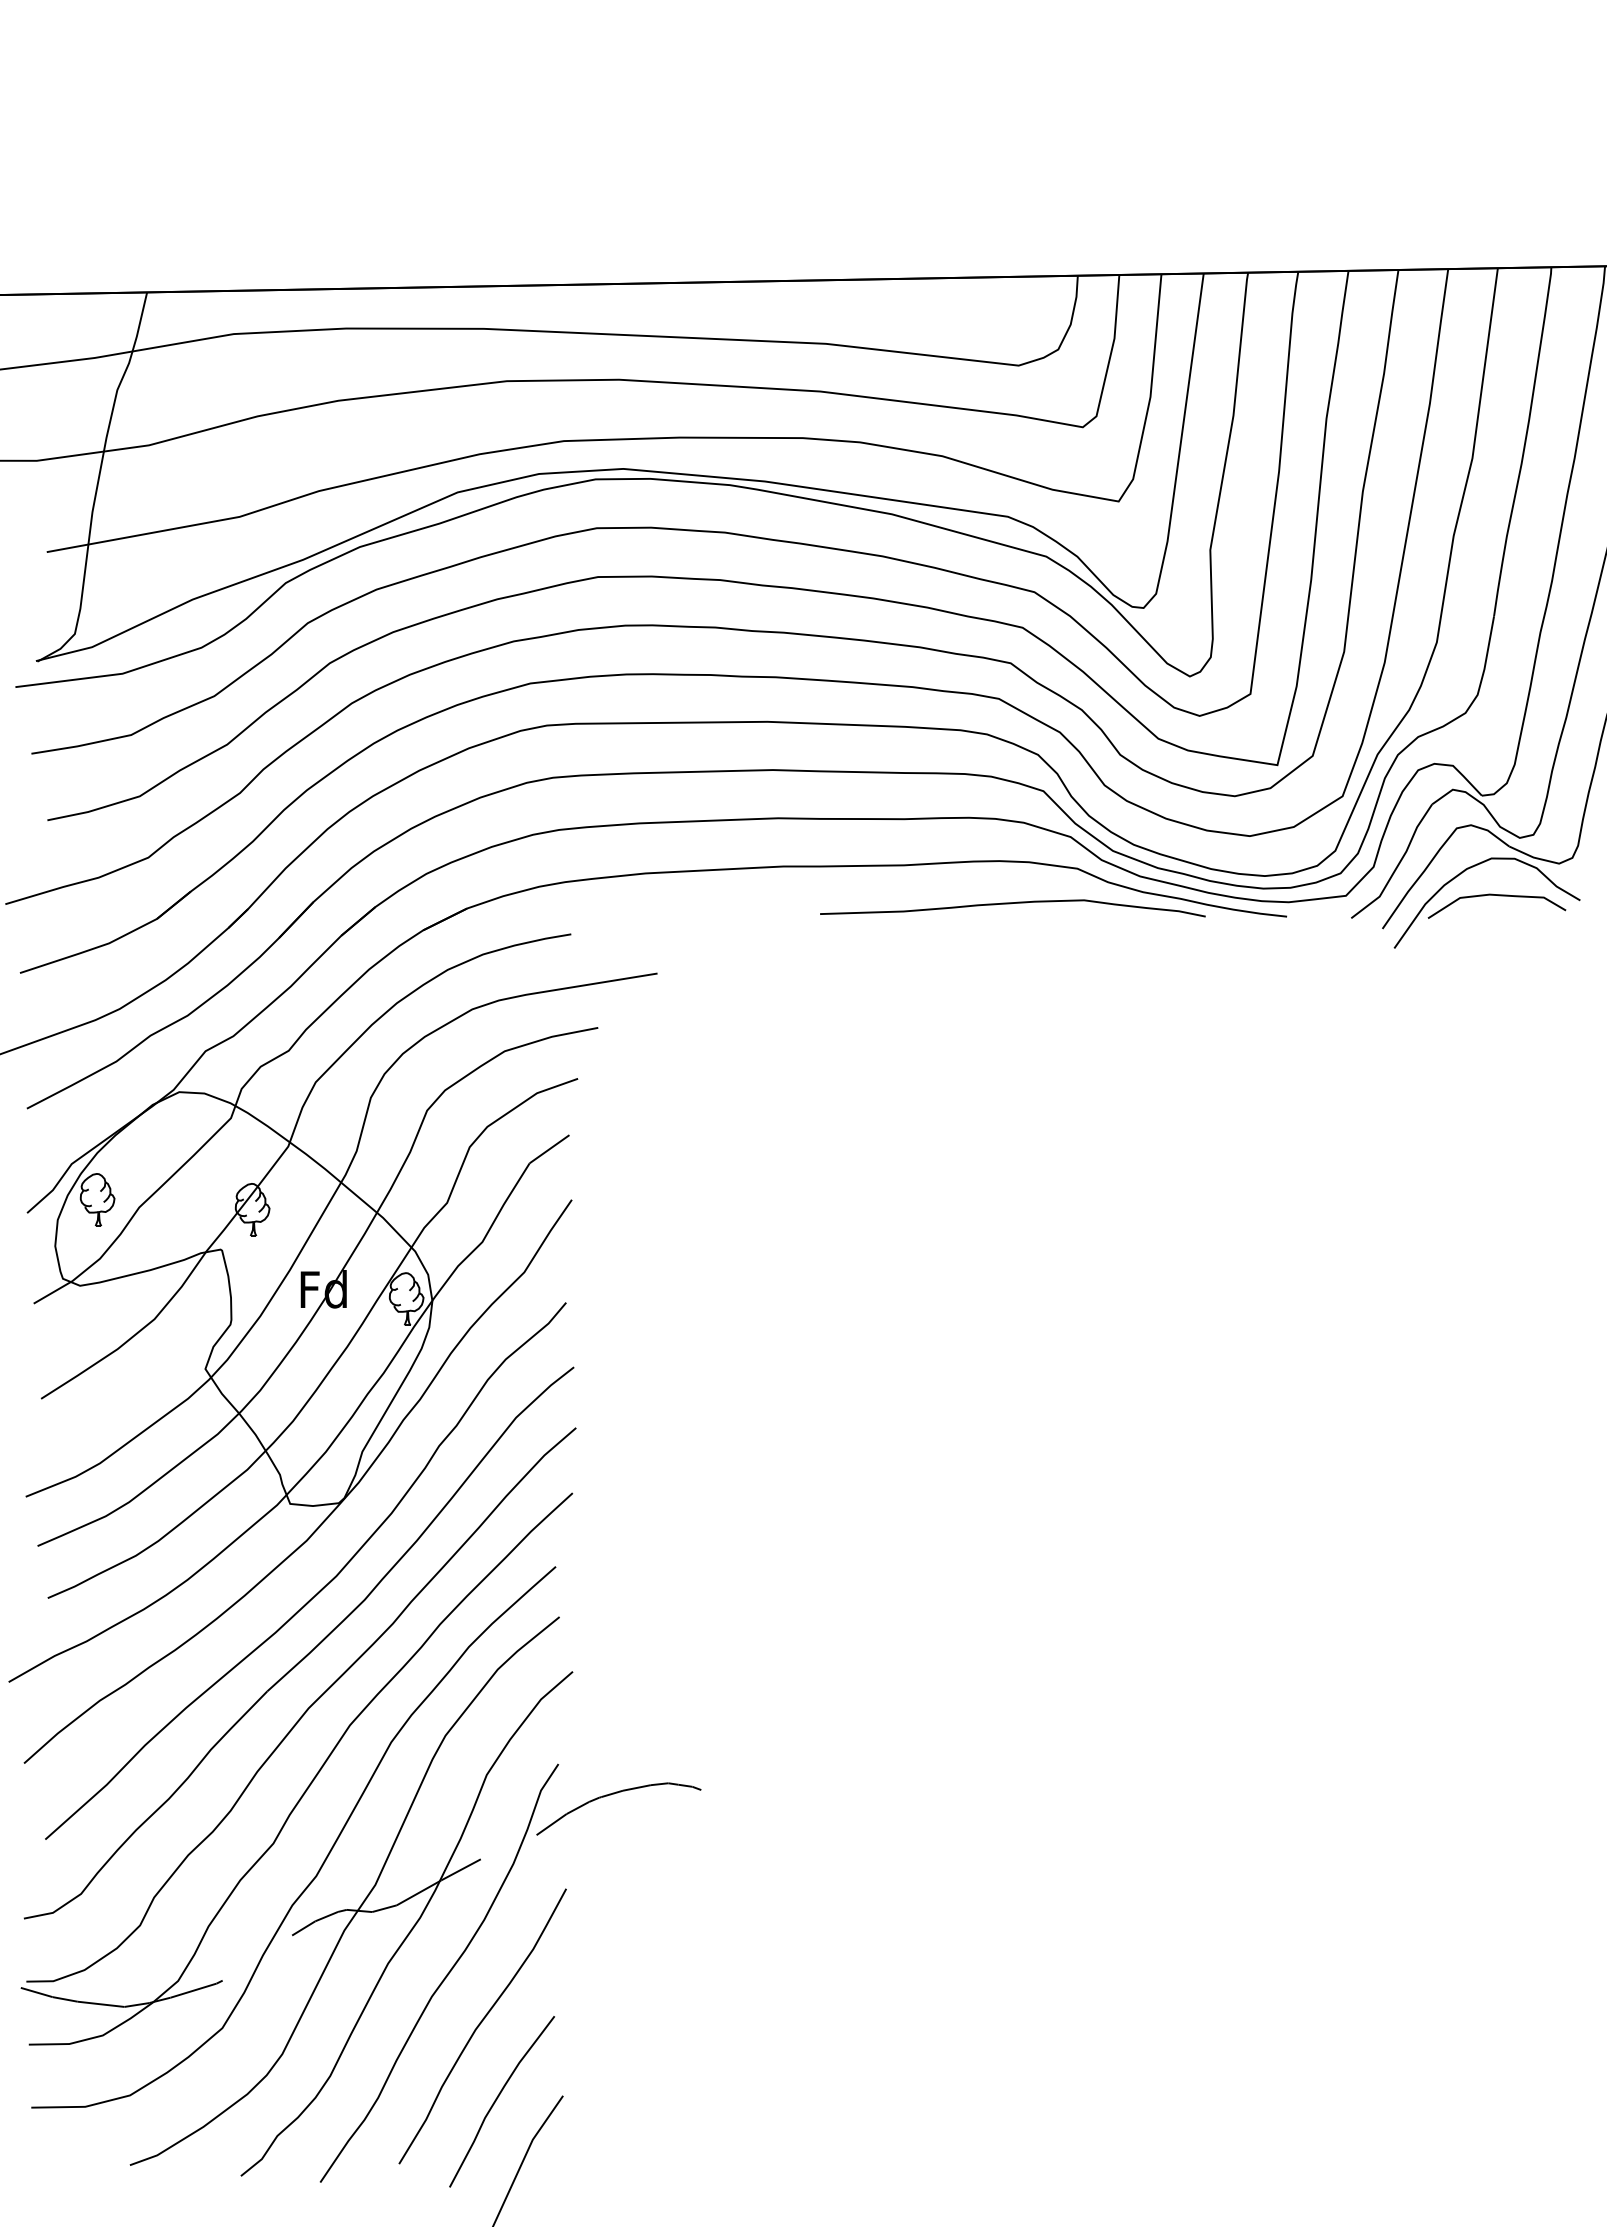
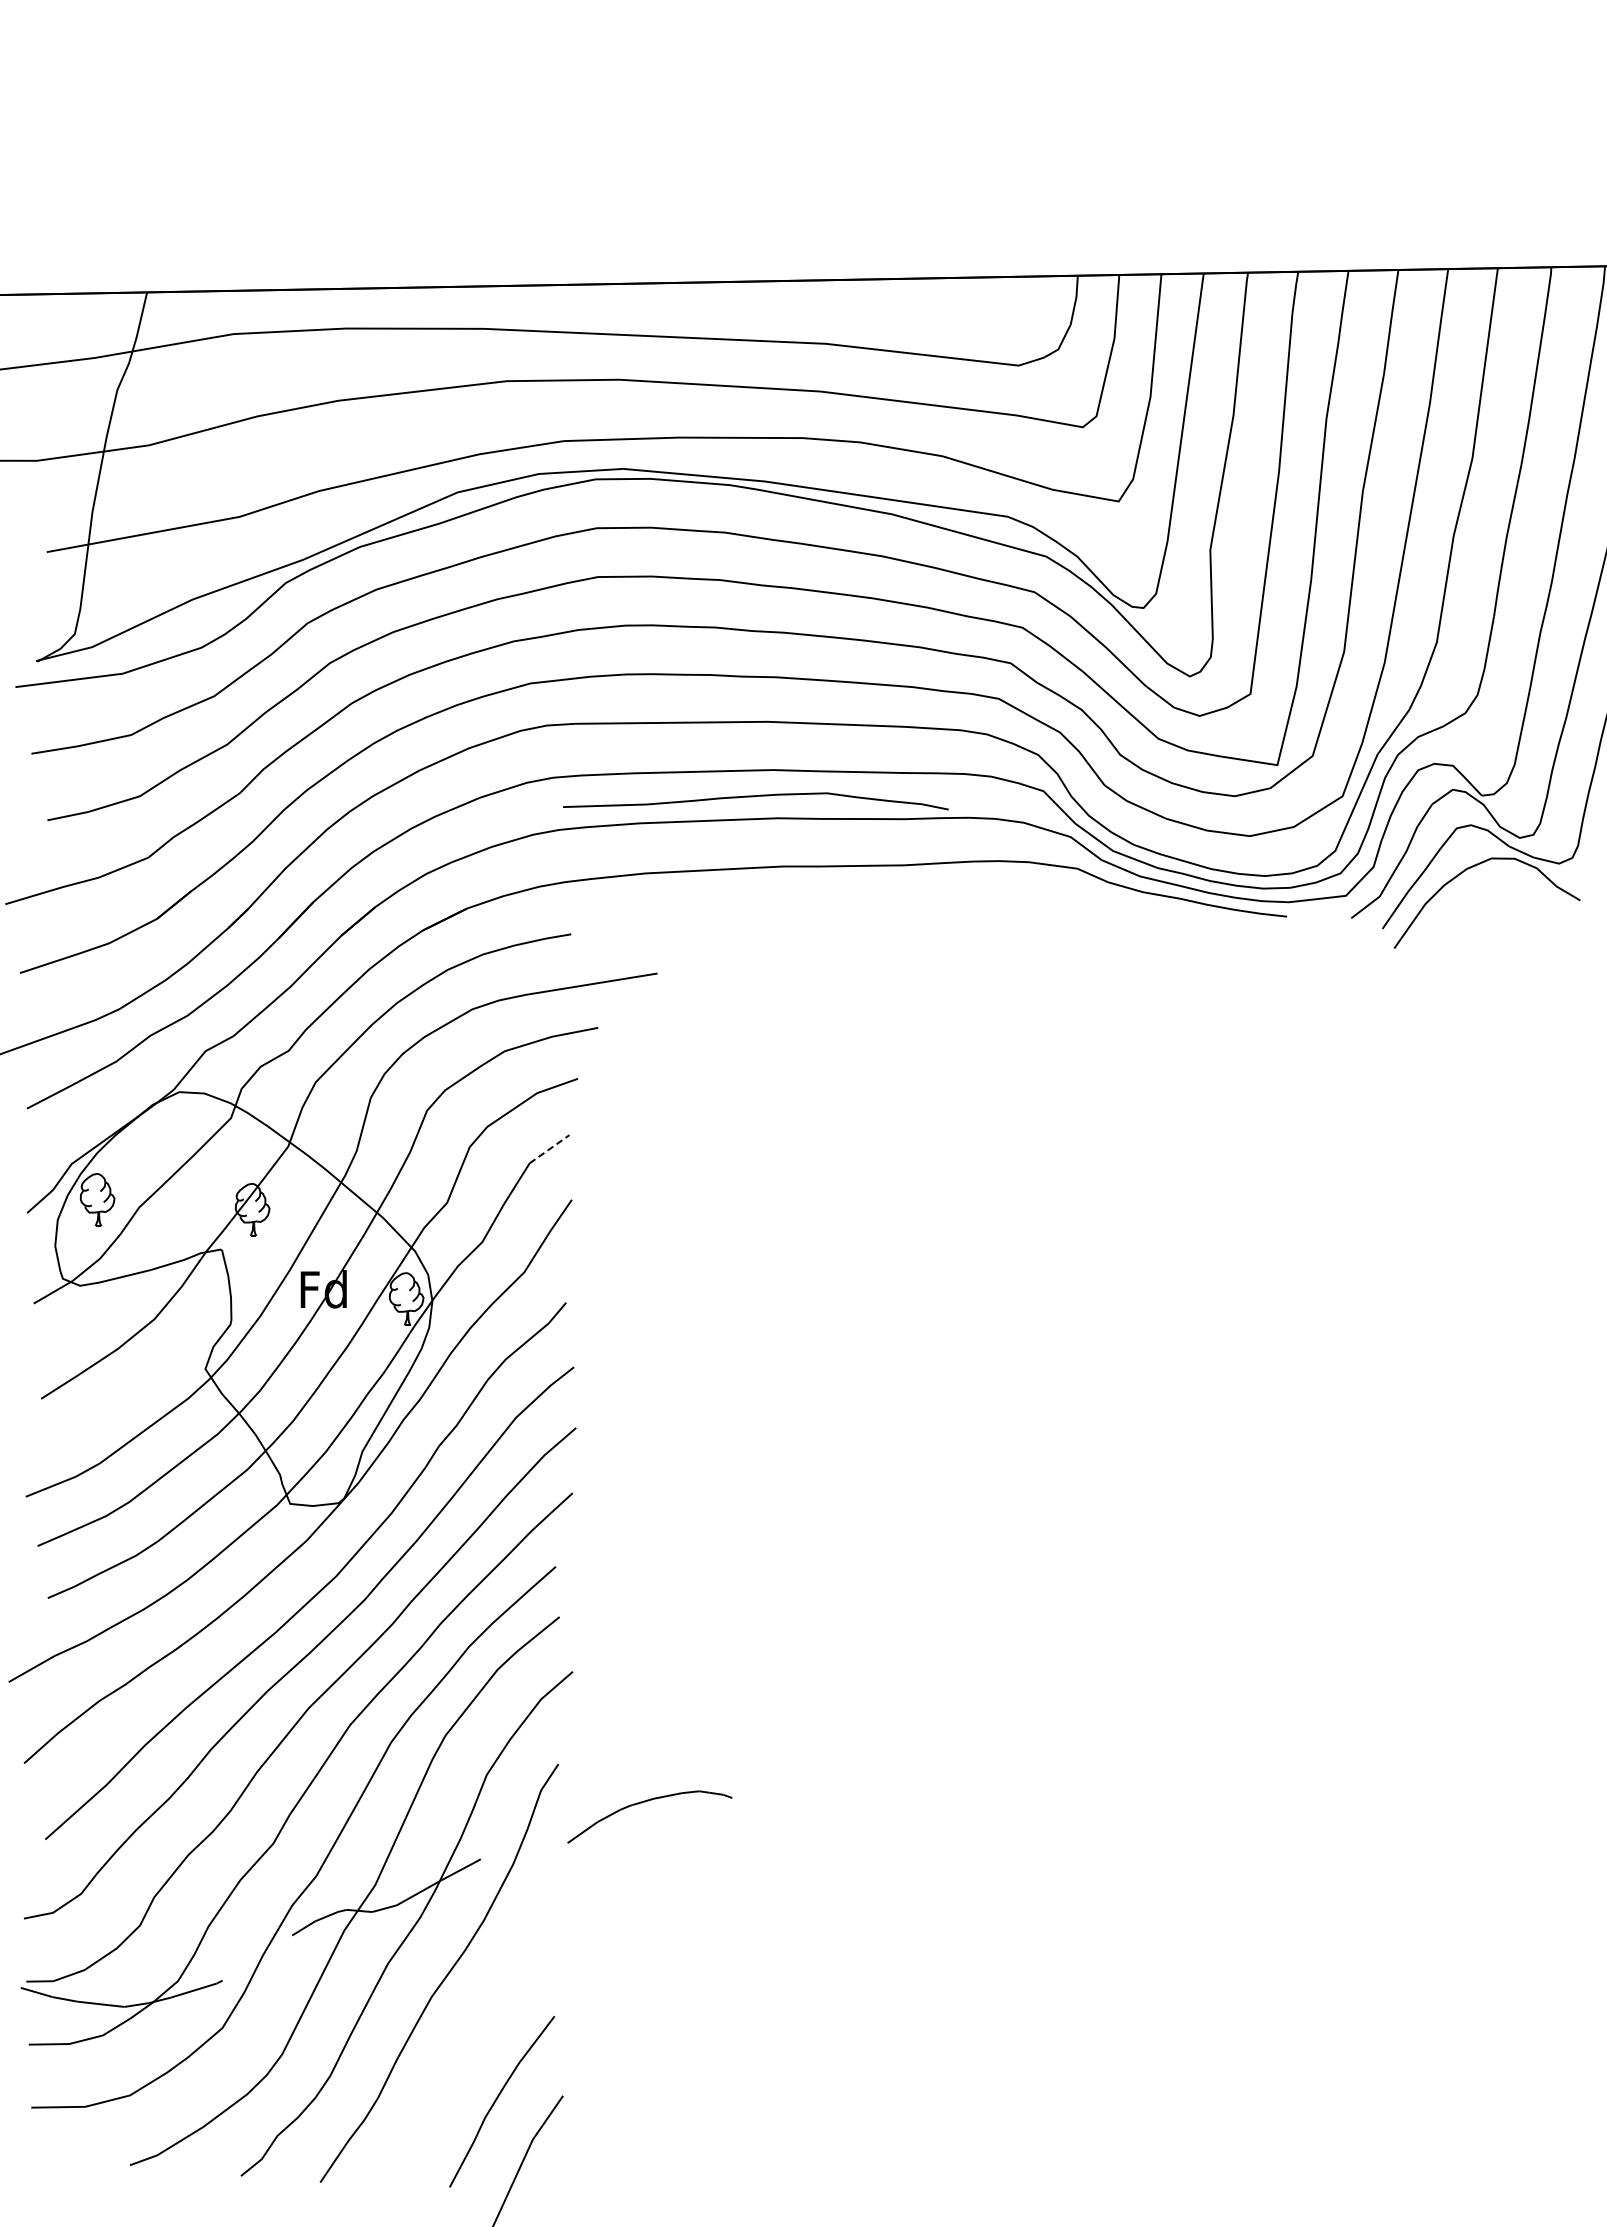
curve: present -> none (1498, 896)
curve position: (1011, 904) -> (754, 797) (754, 797)
line: solid -> dashed (549, 1148)
curve position: (614, 1794) -> (645, 1802) (645, 1802)
curve: present -> none (480, 2024)
